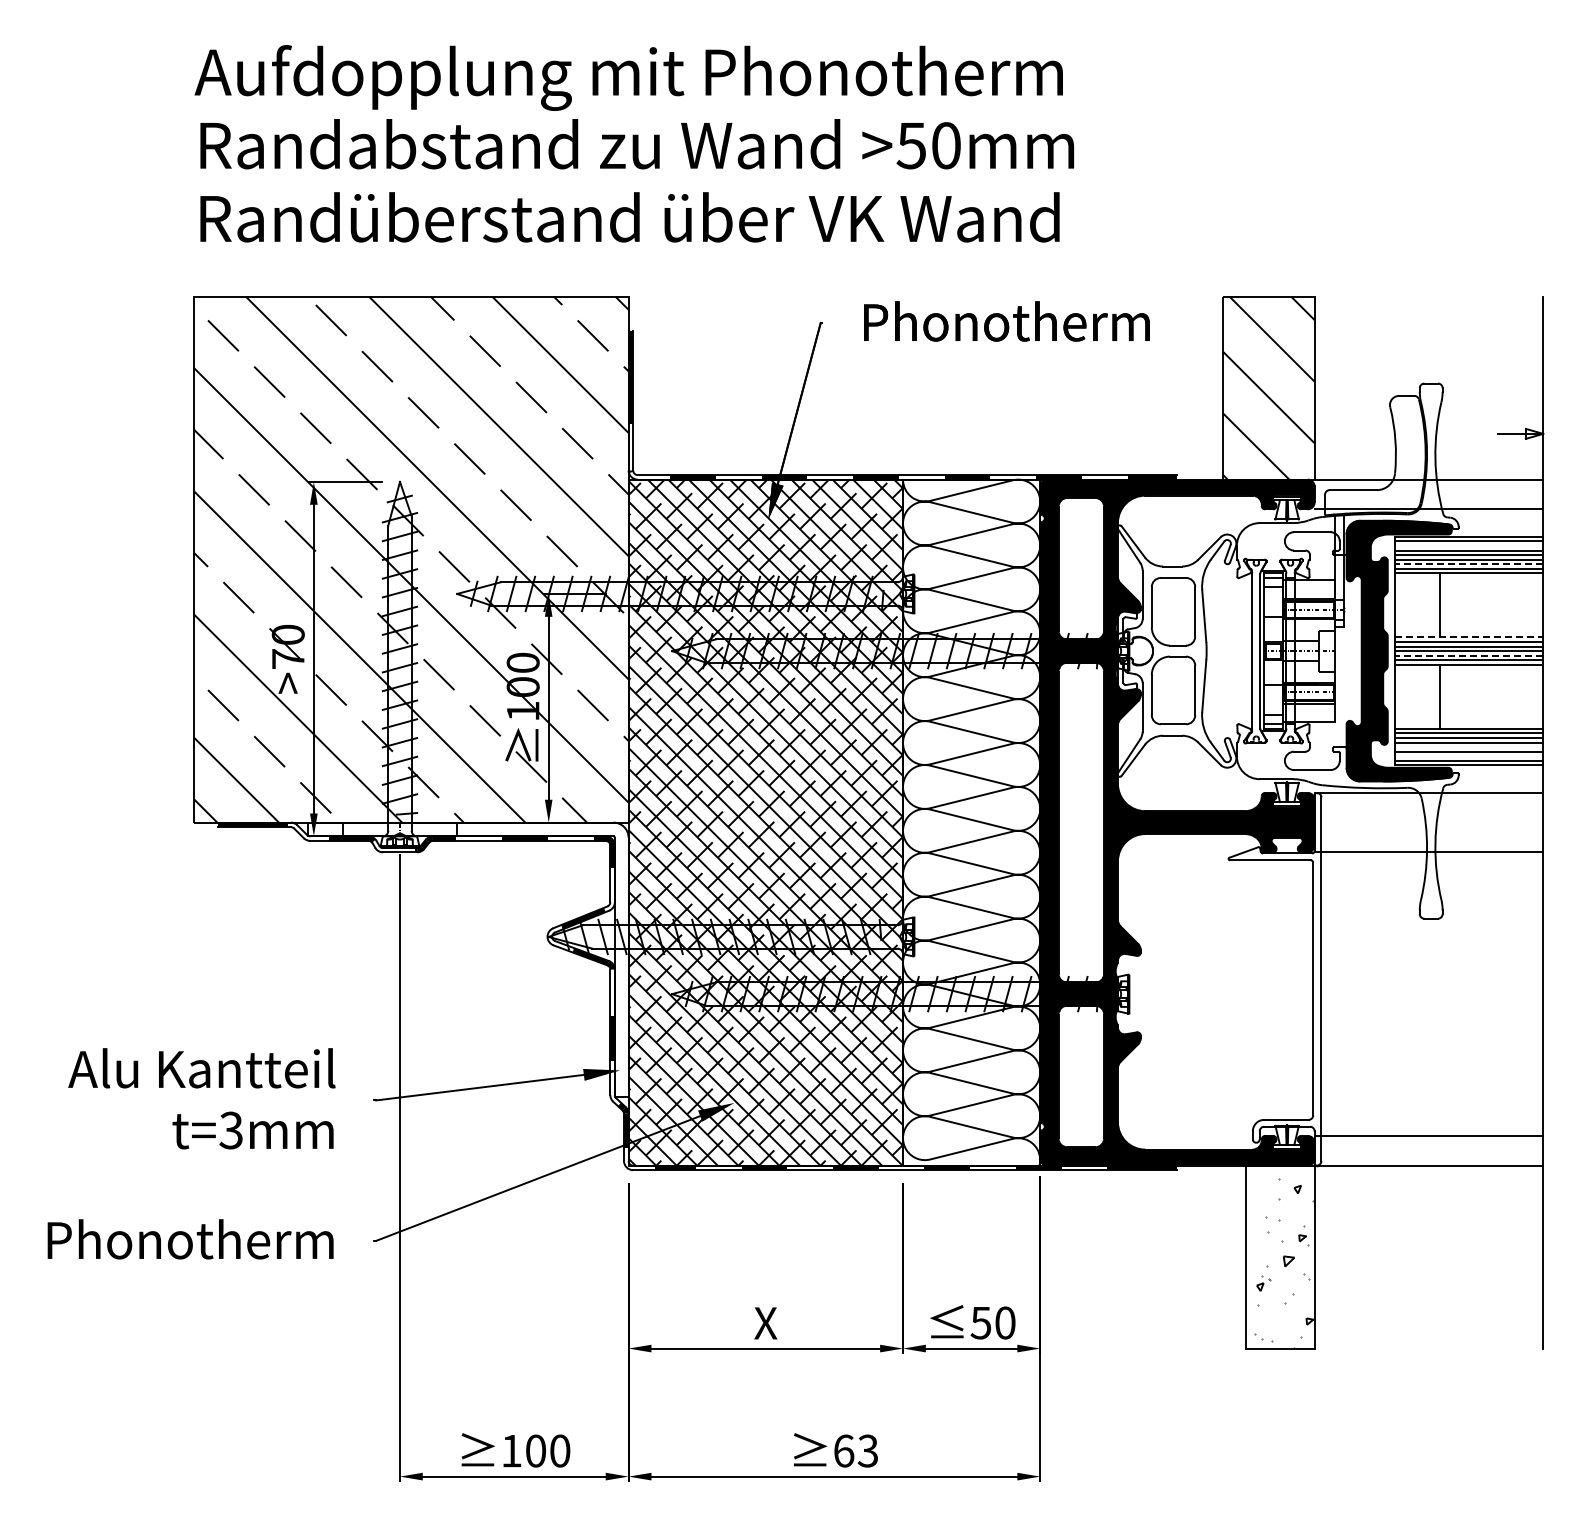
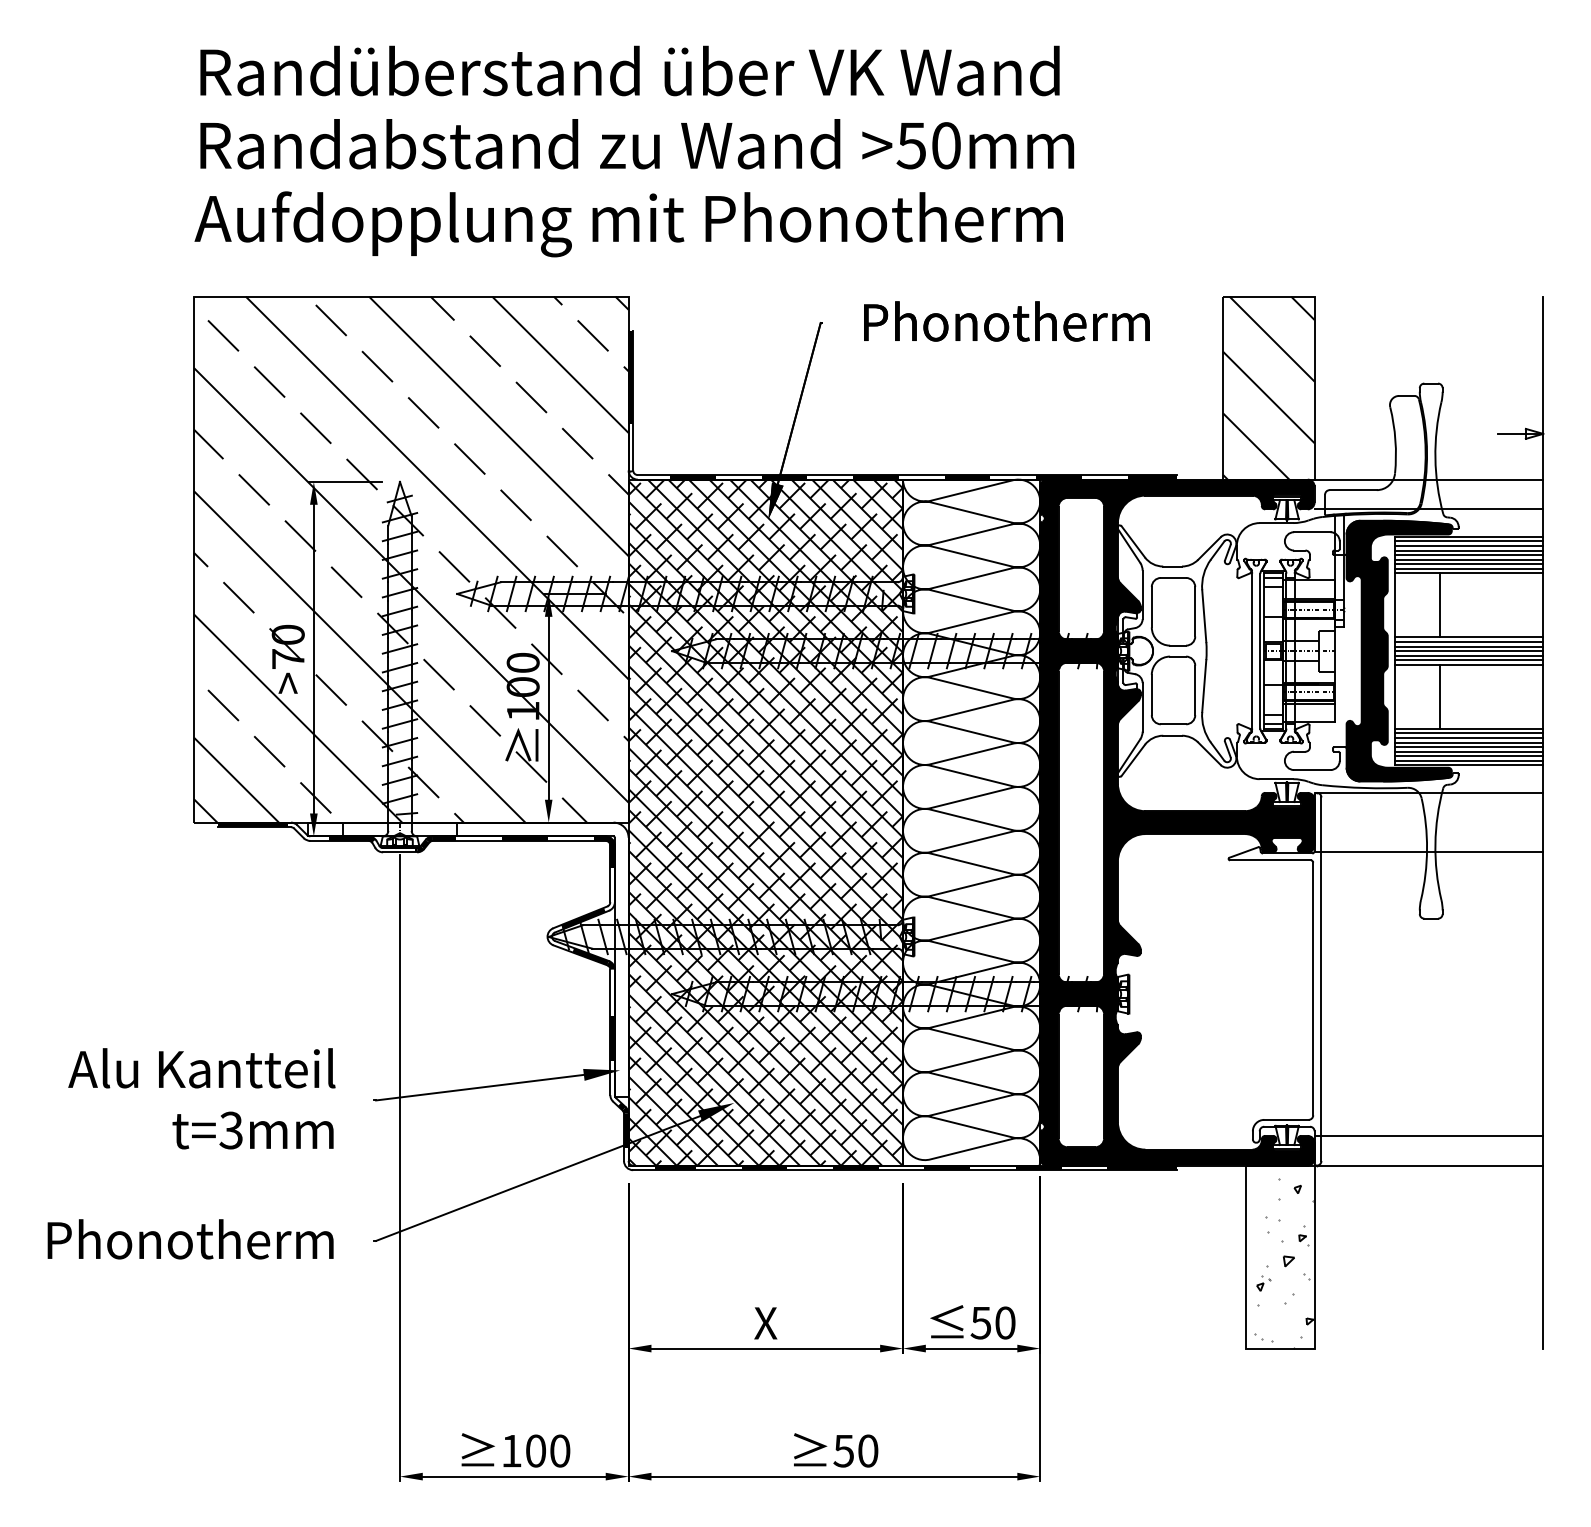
text: Aufdopplung mit Phonotherm -> Randüberstand über VK Wand (628, 77)
text: Randüberstand über VK Wand -> Aufdopplung mit Phonotherm (628, 224)
line: none -> present (1468, 545)
line: dashed -> solid (1468, 564)
line: dashed -> solid (1469, 637)
line: dashed -> solid (1468, 655)
line: none -> present (1468, 747)
line: none -> present (1468, 756)
text: 63 -> 50 (855, 1450)
